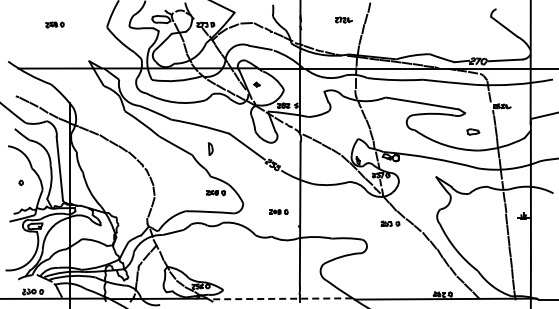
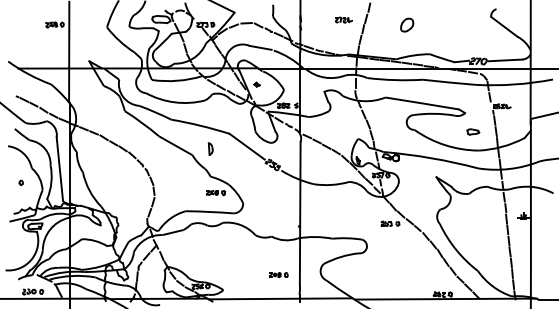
part: none -> present (407, 24)
line: none -> present (69, 51)
part position: (278, 211) -> (278, 274) (278, 274)
line: dashed -> solid (280, 298)
